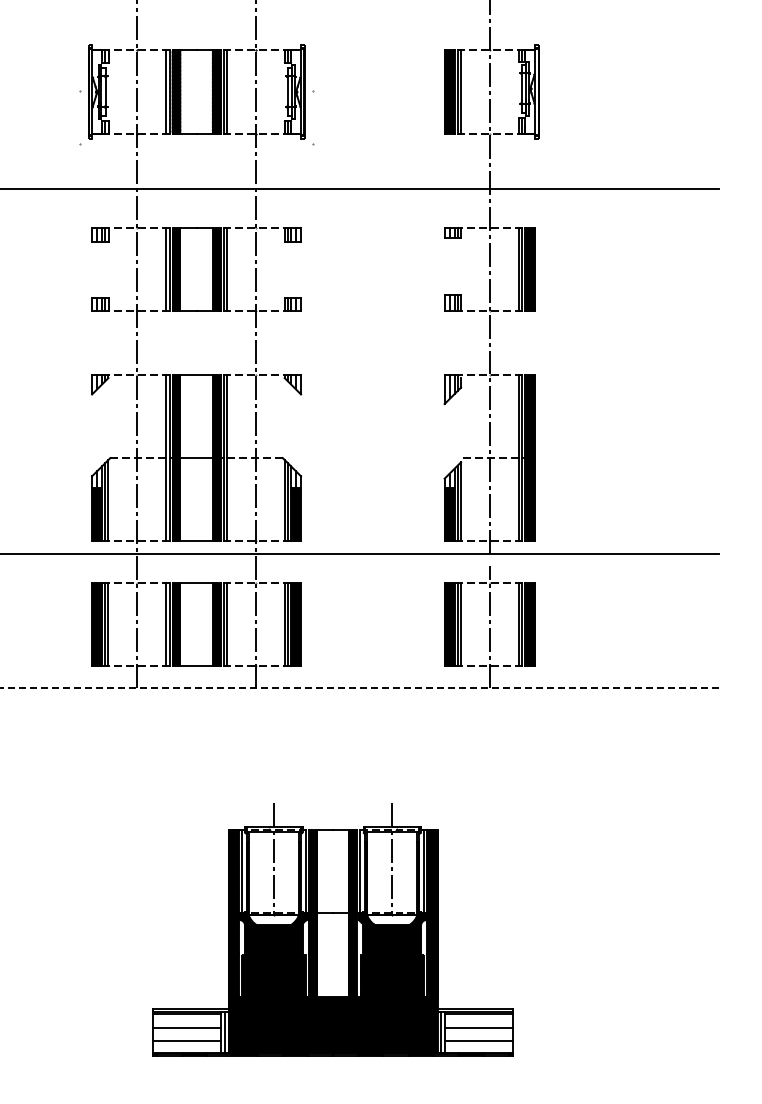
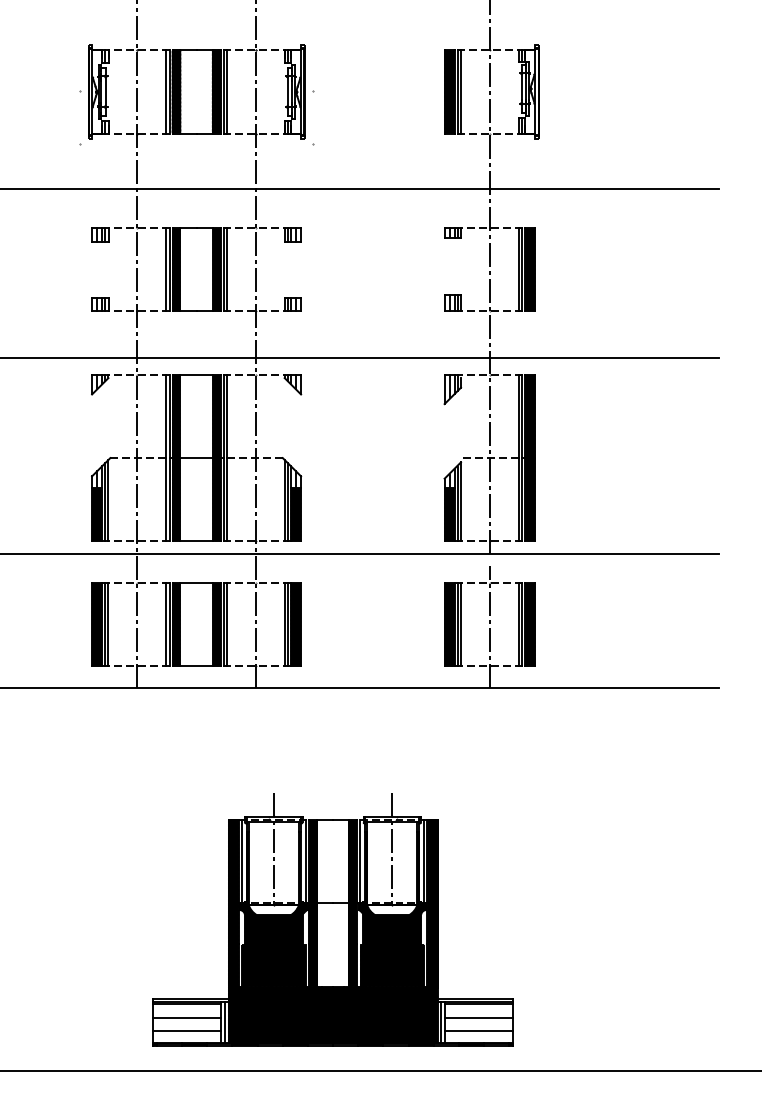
line: none -> present (360, 357)
line: dashed -> solid (359, 687)
part position: (332, 929) -> (332, 919) (332, 919)
line: none -> present (380, 1070)
